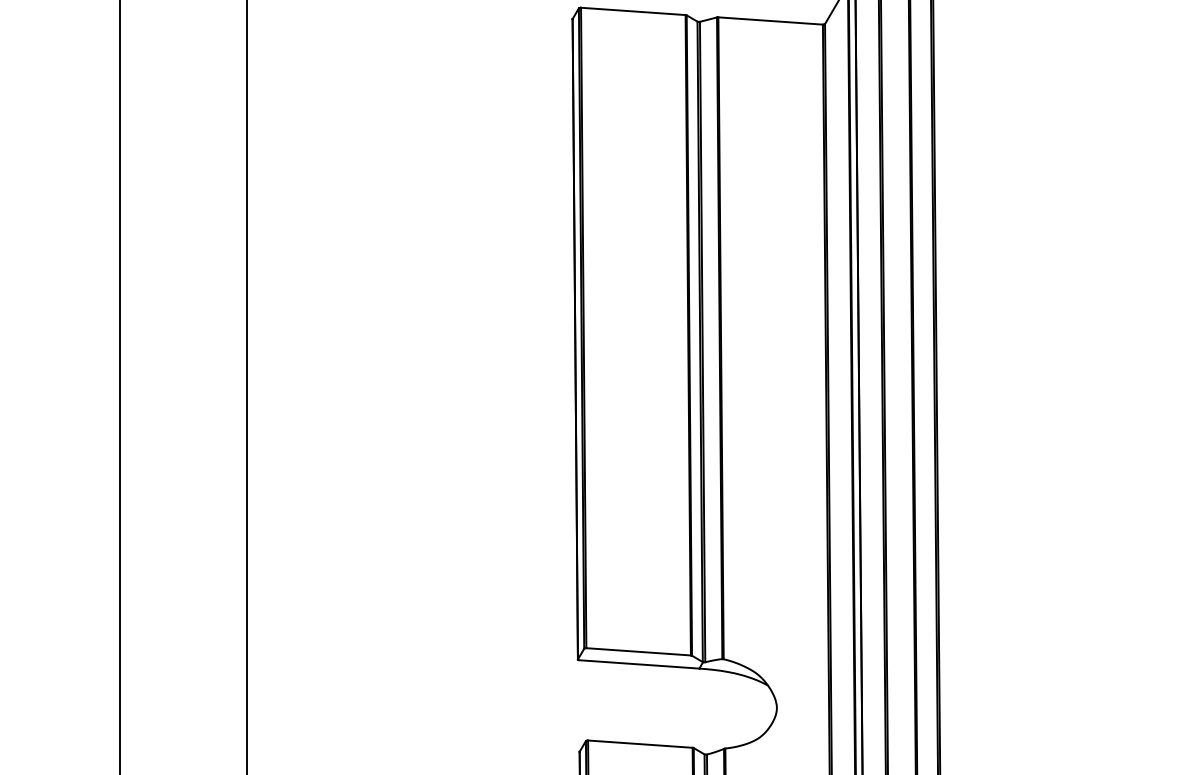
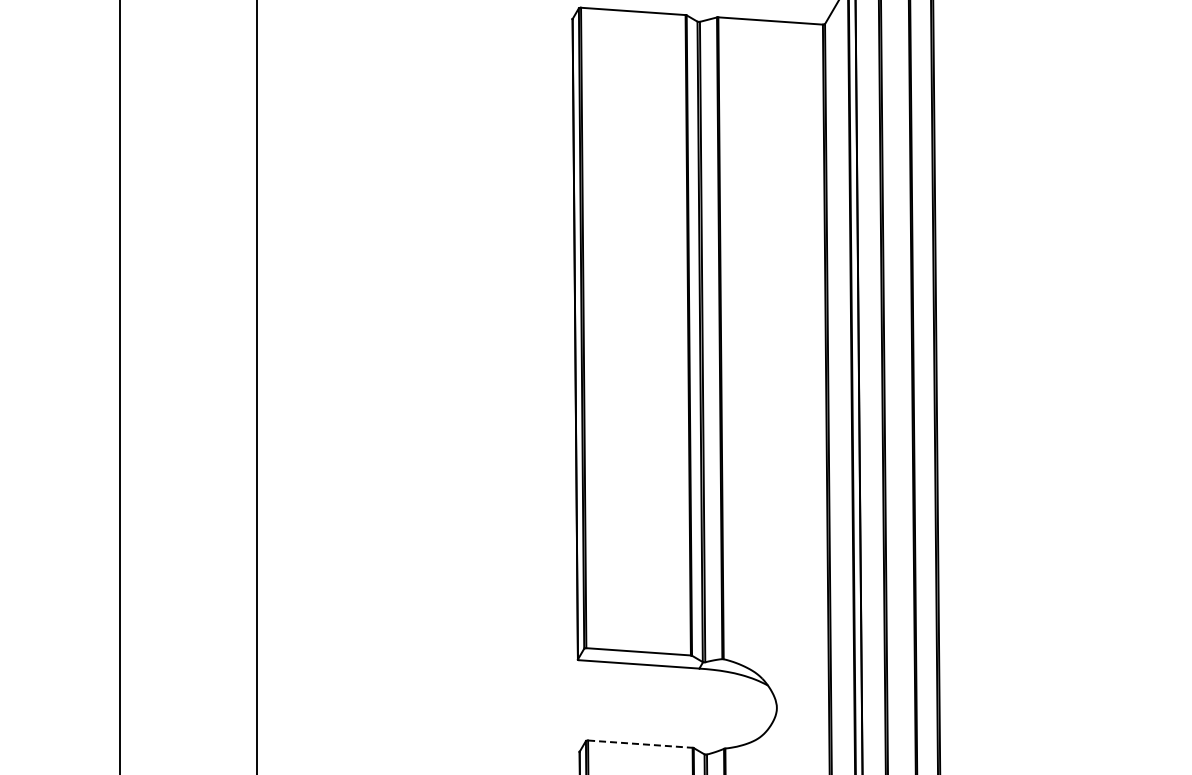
line position: (246, 386) -> (256, 386) (256, 386)
line: solid -> dashed (640, 744)
